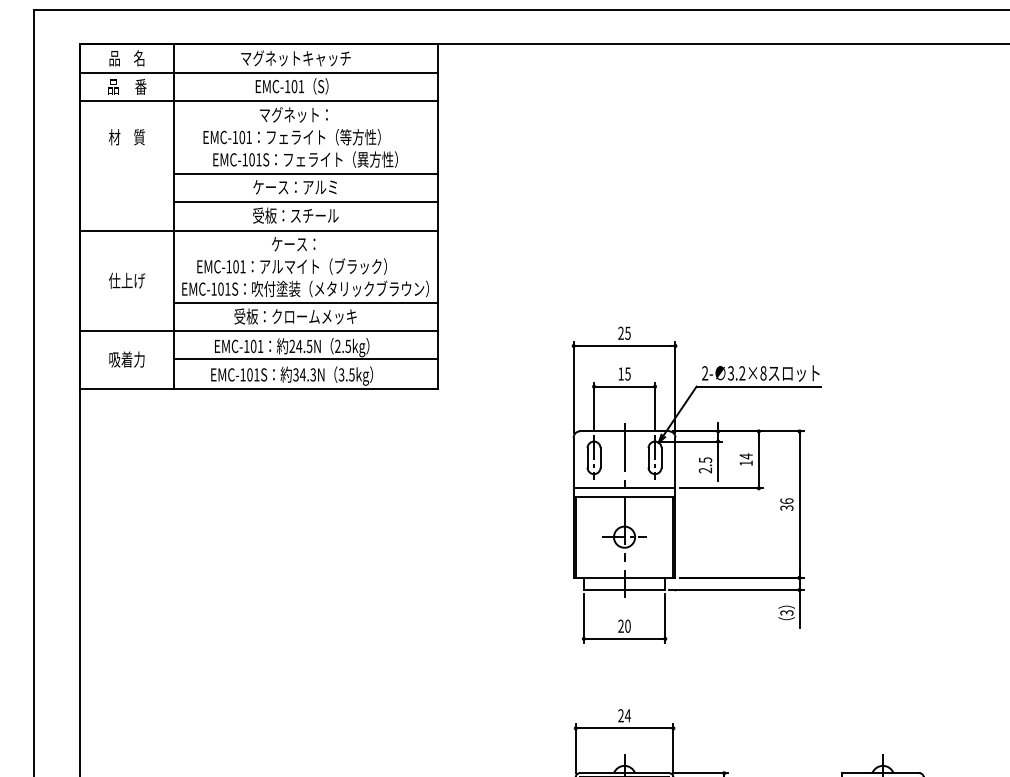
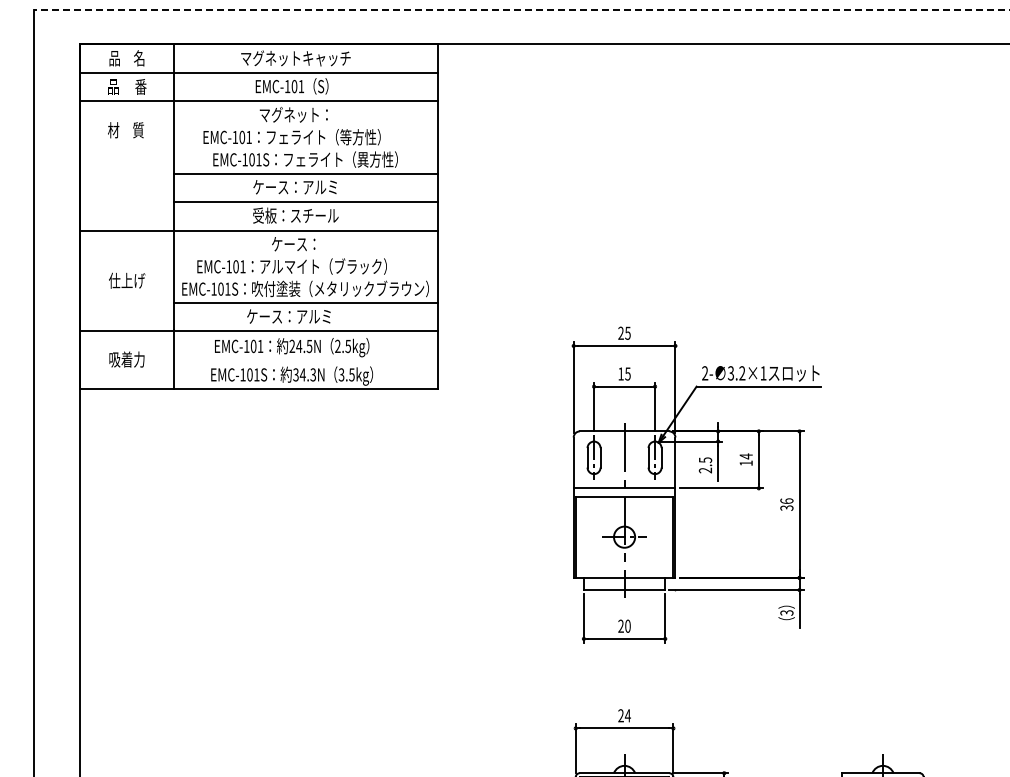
line: solid -> dashed (521, 9)
text position: (126, 137) -> (125, 130) (125, 130)
text: 受板：クロームメッキ -> ケース：アルミ (295, 316)
line: present -> none (305, 359)
text: 3.2×8 -> 3.2×1 (763, 373)
